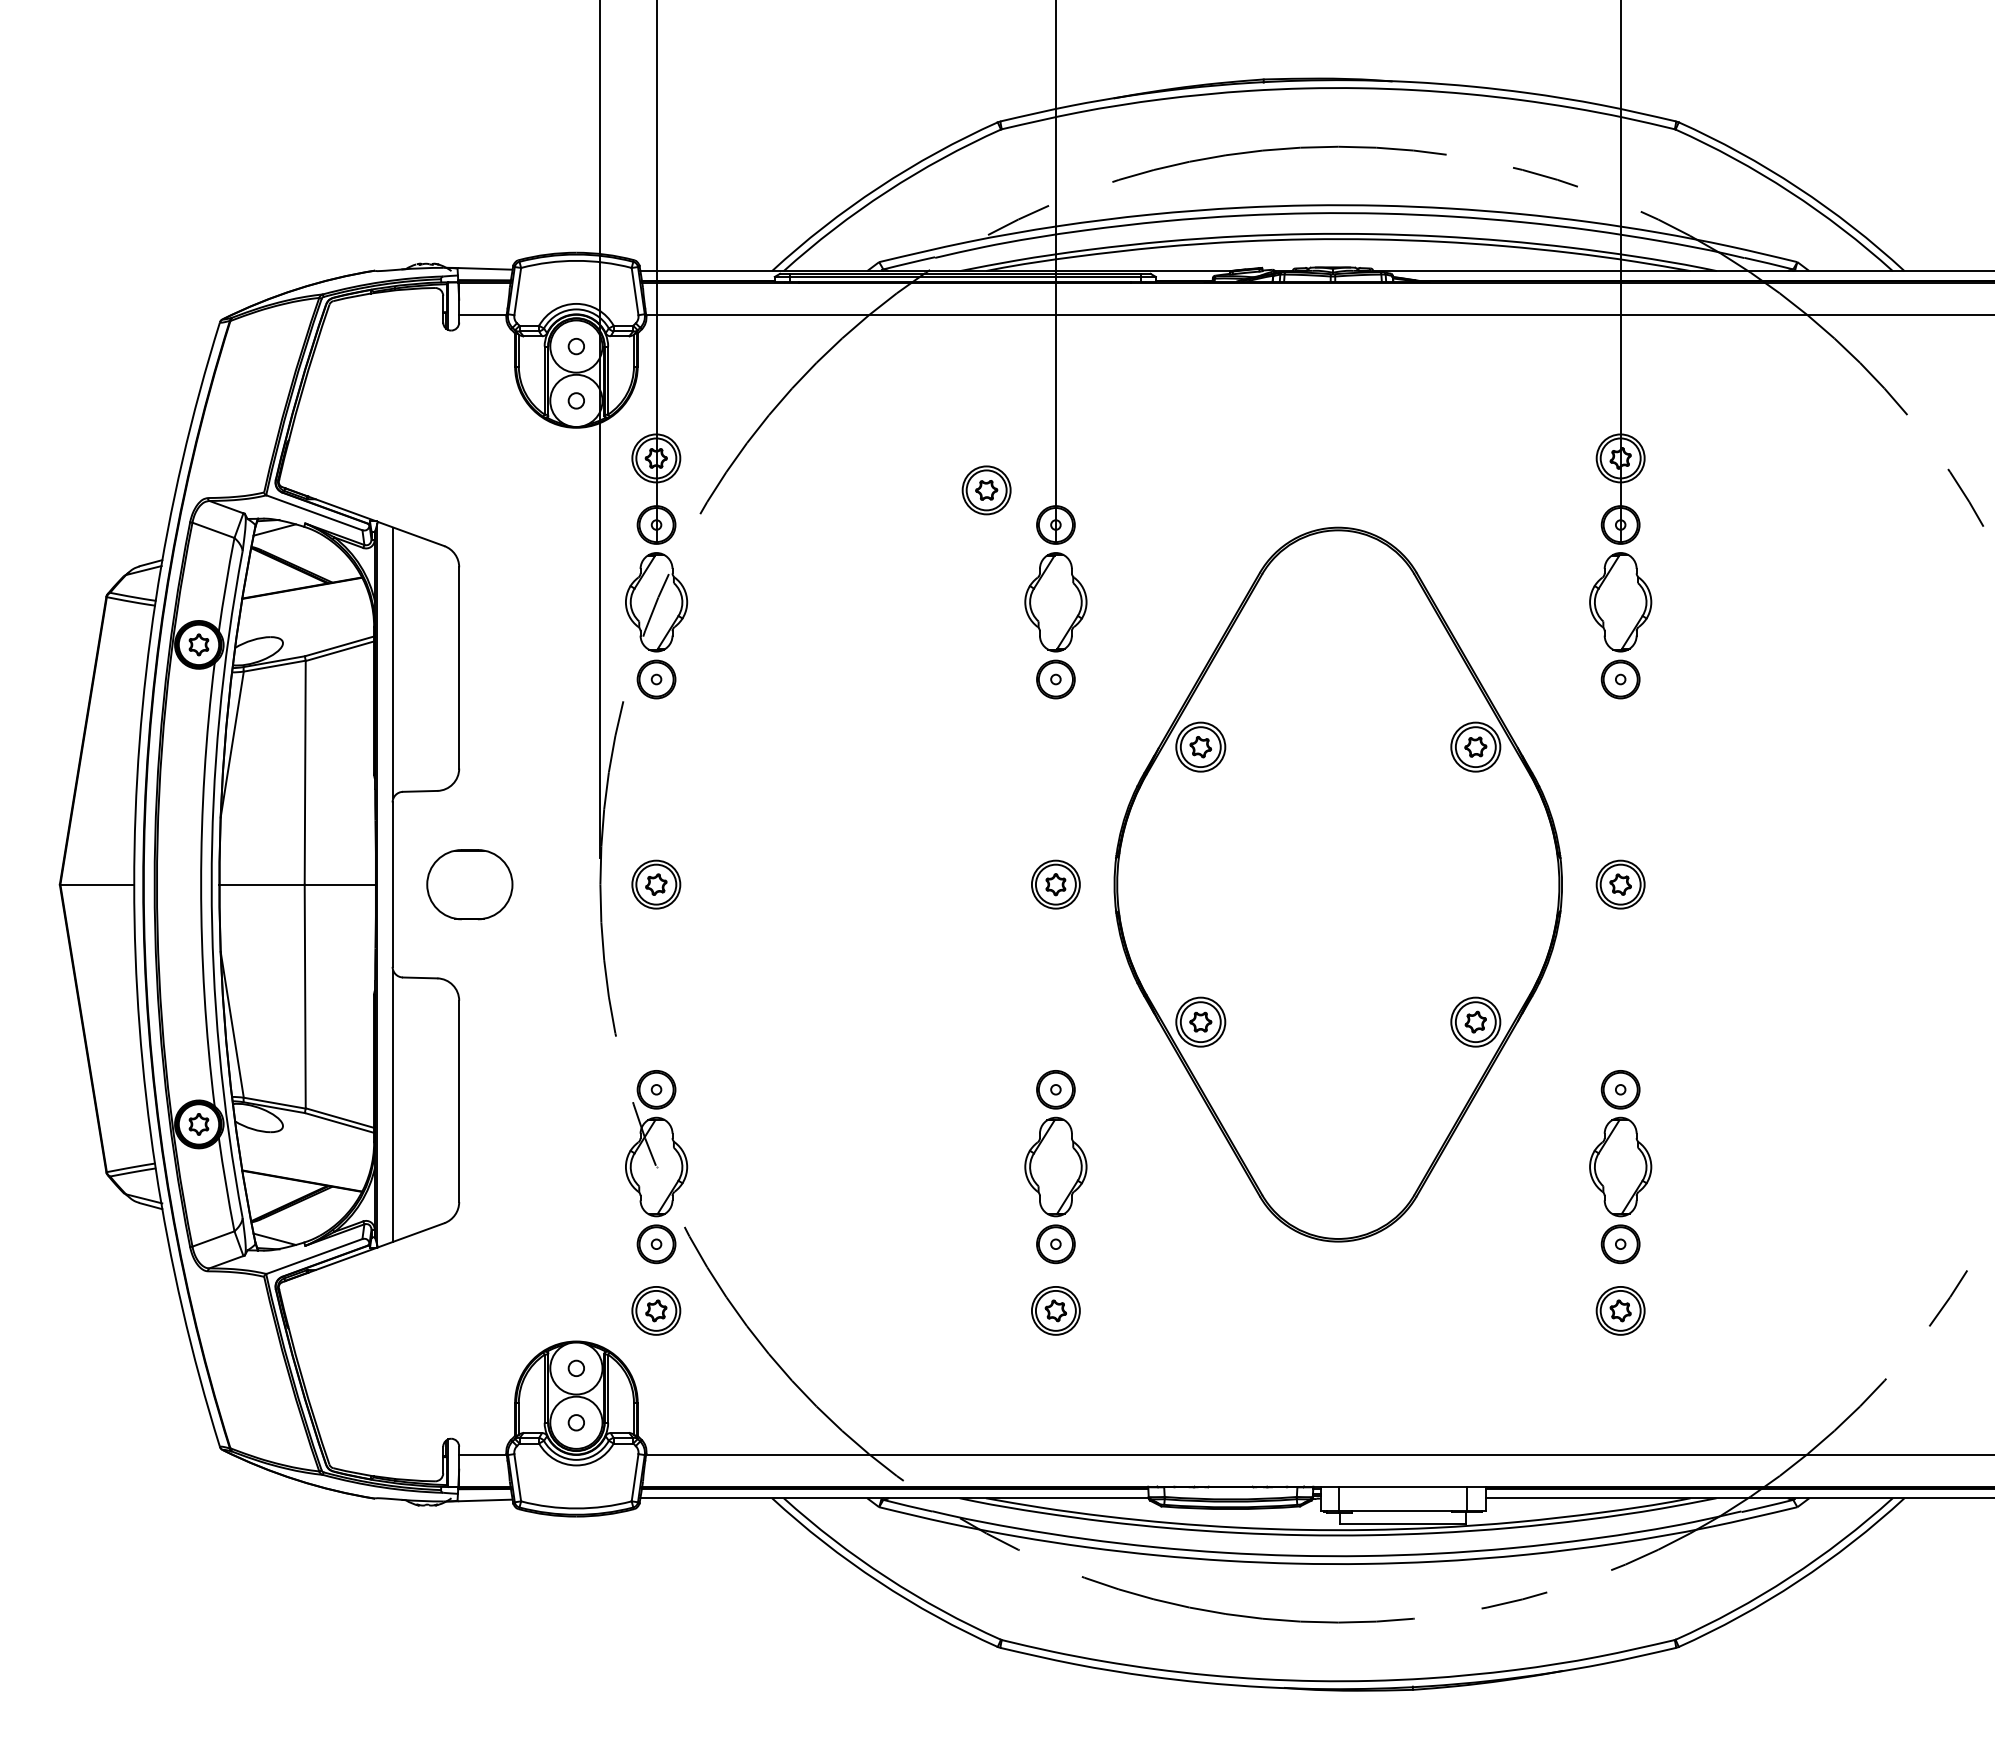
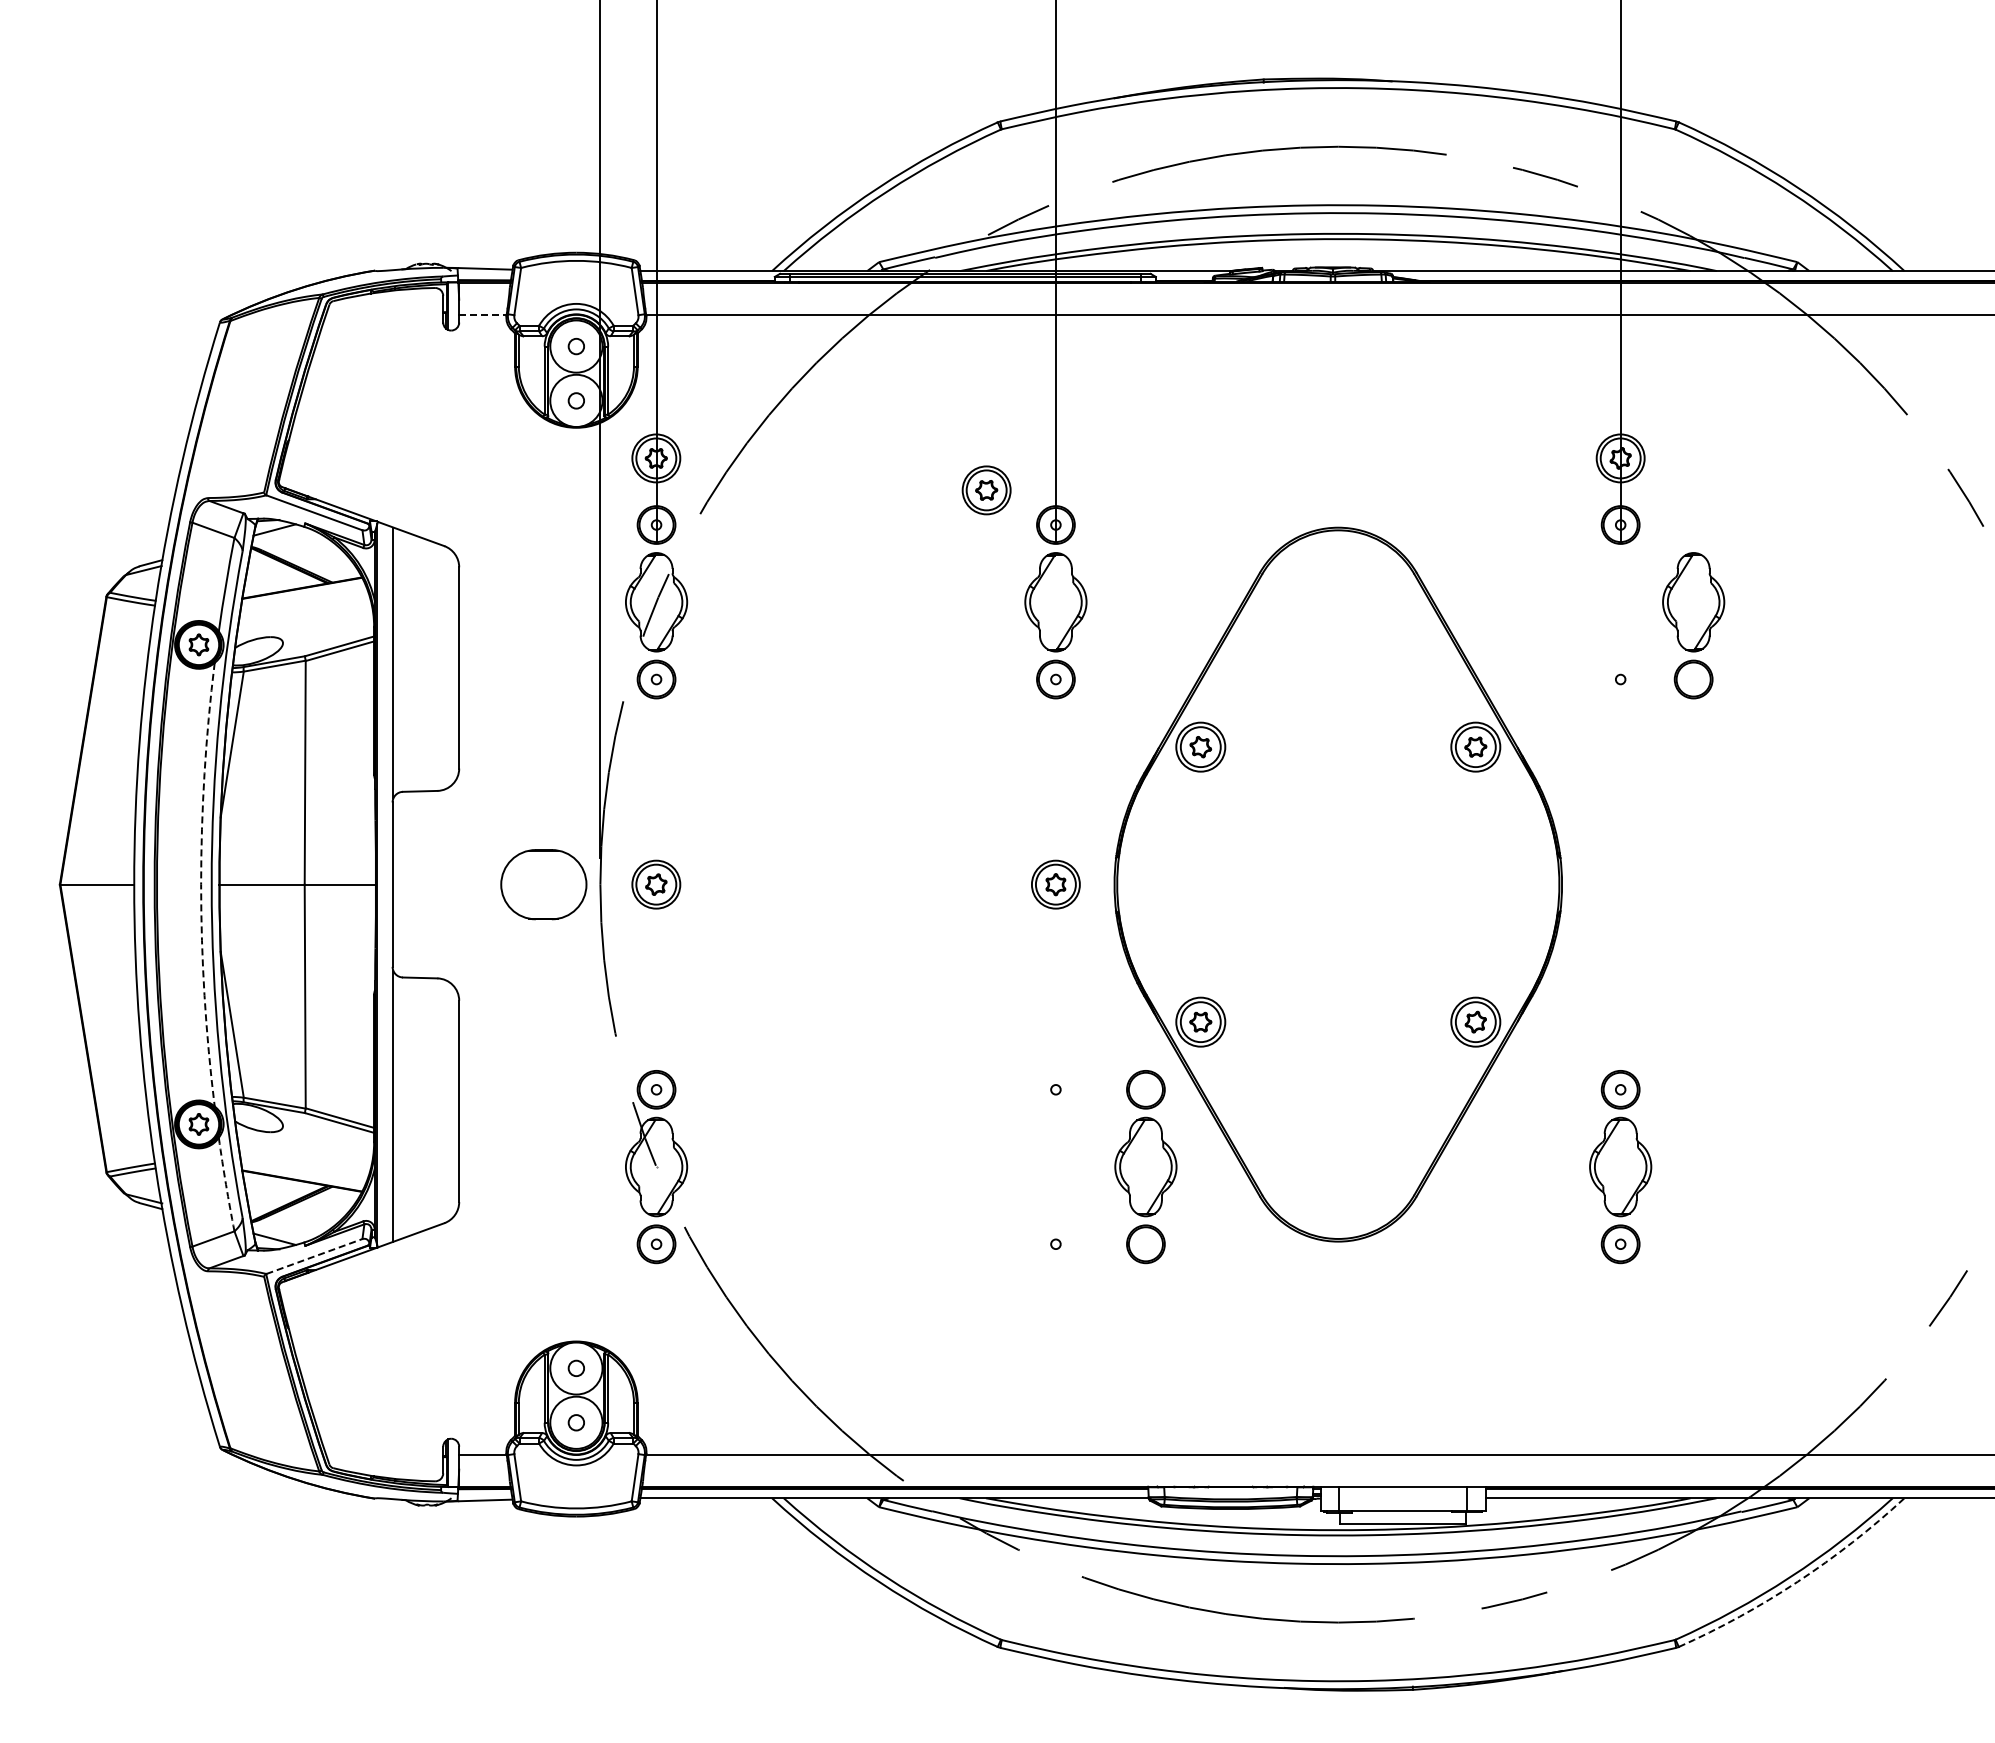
line: solid -> dashed (482, 314)
part position: (1620, 625) -> (1693, 625) (1693, 625)
arc: solid -> dashed (201, 884)
part position: (469, 884) -> (543, 884) (543, 884)
part: present -> none (1620, 884)
part position: (1055, 1167) -> (1145, 1167) (1145, 1167)
arc: solid -> dashed (226, 1184)
line: solid -> dashed (314, 1256)
part: present -> none (656, 1310)
part: present -> none (1055, 1310)
part: present -> none (1620, 1310)
arc: solid -> dashed (1797, 1581)
